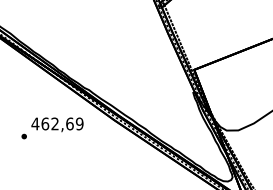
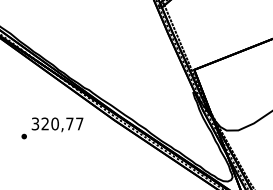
text: 462,69 -> 320,77 (57, 123)
